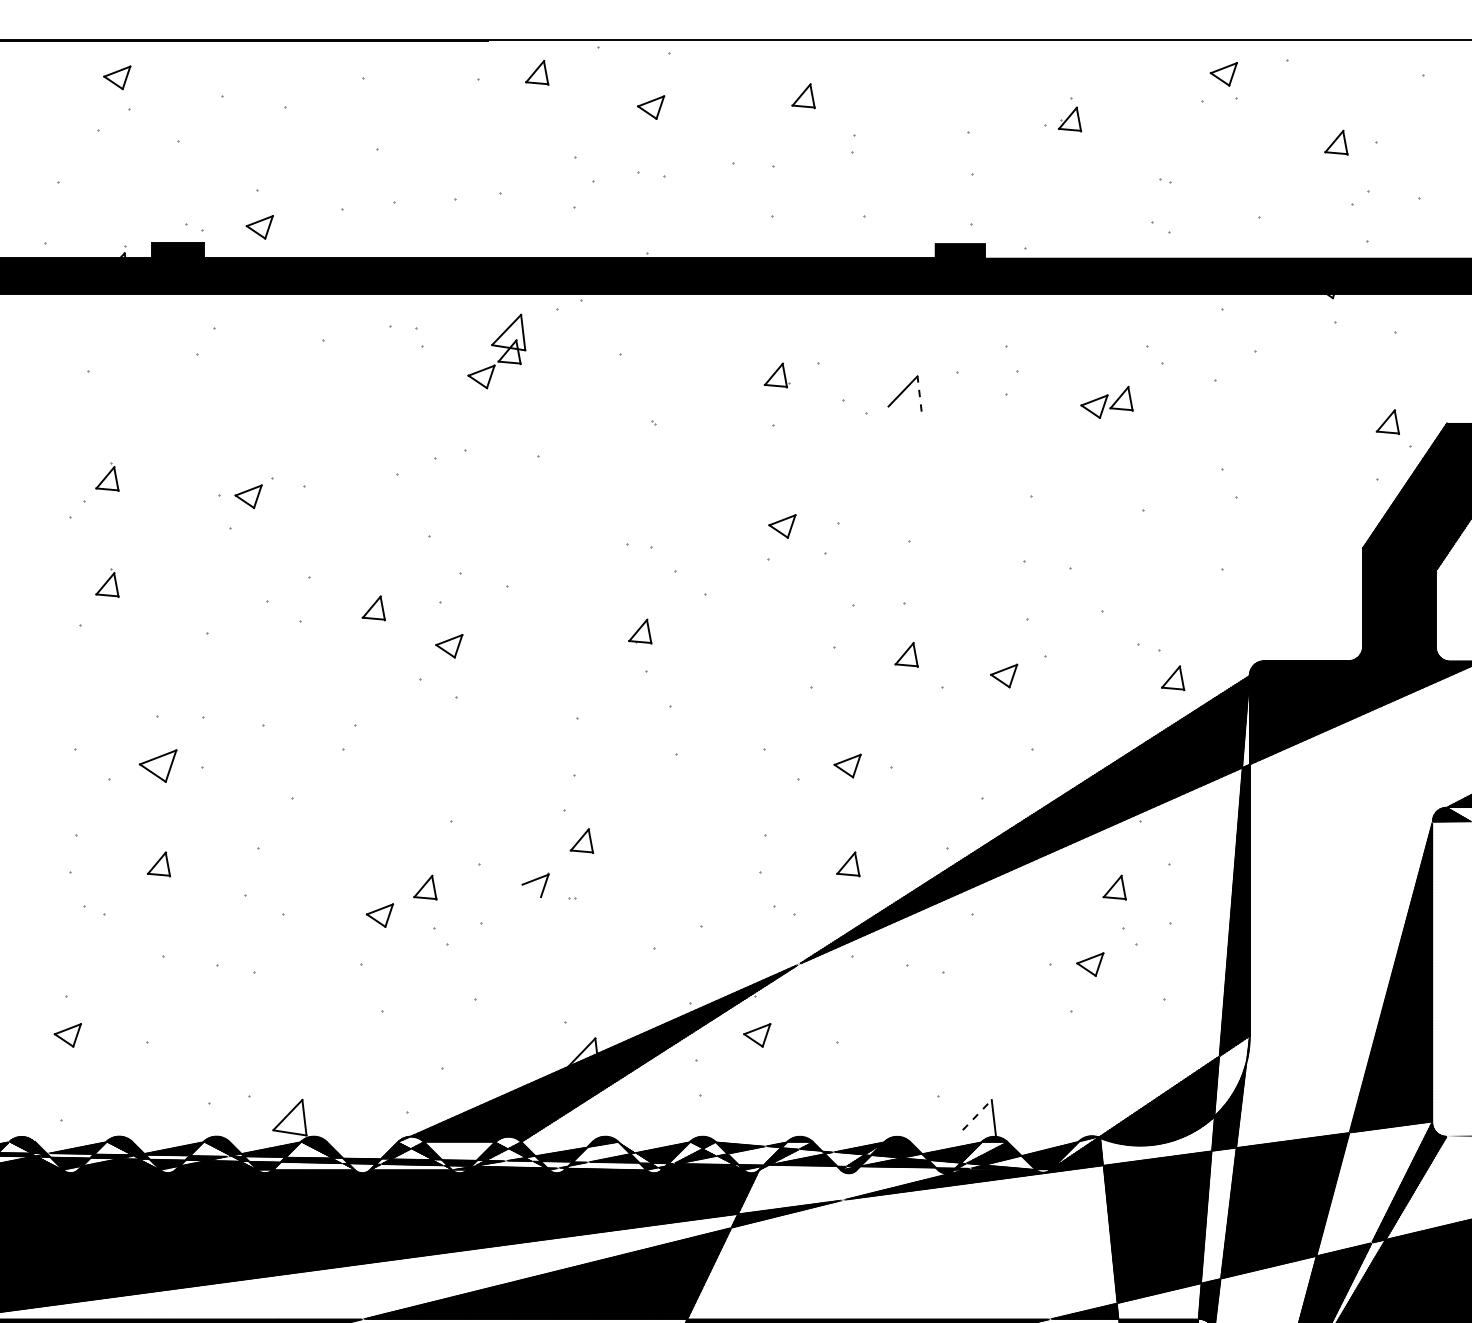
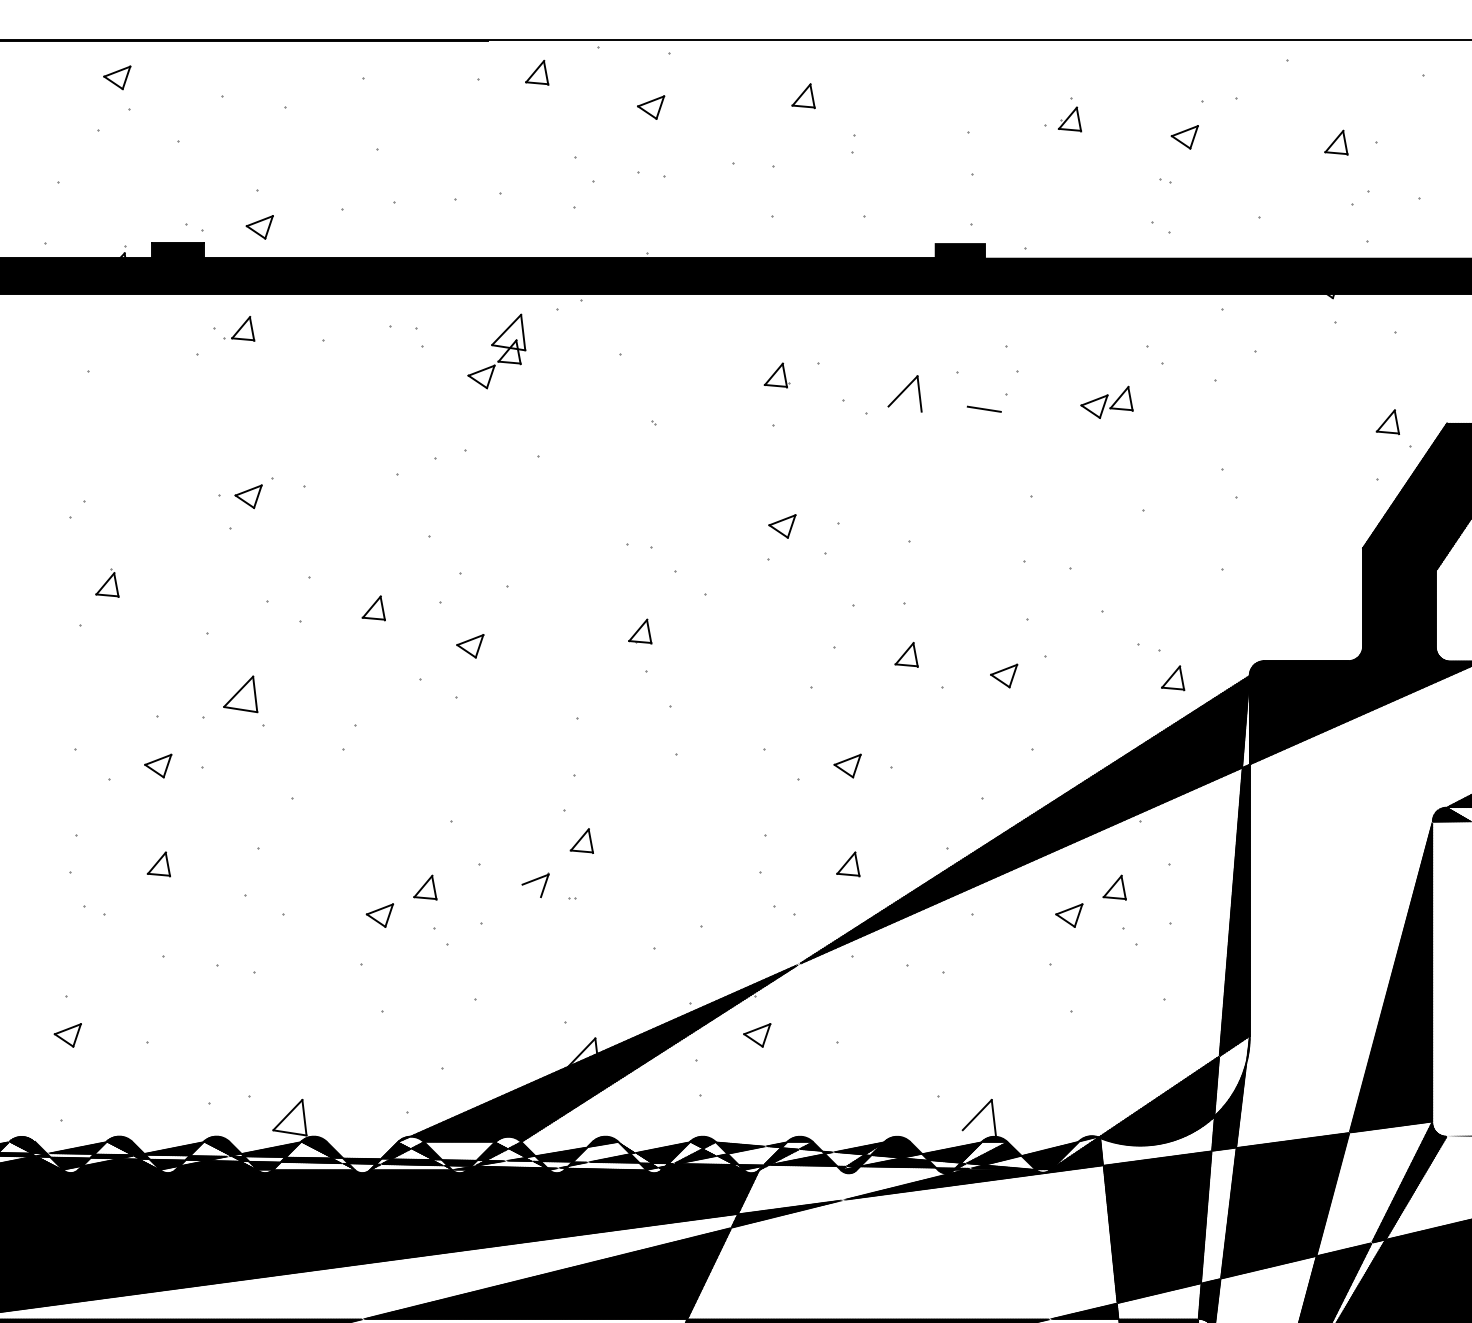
part position: (1223, 74) -> (1184, 137) (1184, 137)
part: none -> present (239, 328)
line: dashed -> solid (919, 394)
line: none -> present (983, 408)
part: present -> none (107, 476)
part position: (449, 646) -> (470, 646) (470, 646)
part: none -> present (240, 694)
part size: 40x34 px -> 29x26 px (158, 765)
part position: (1090, 964) -> (1069, 915) (1069, 915)
line: dashed -> solid (977, 1115)
